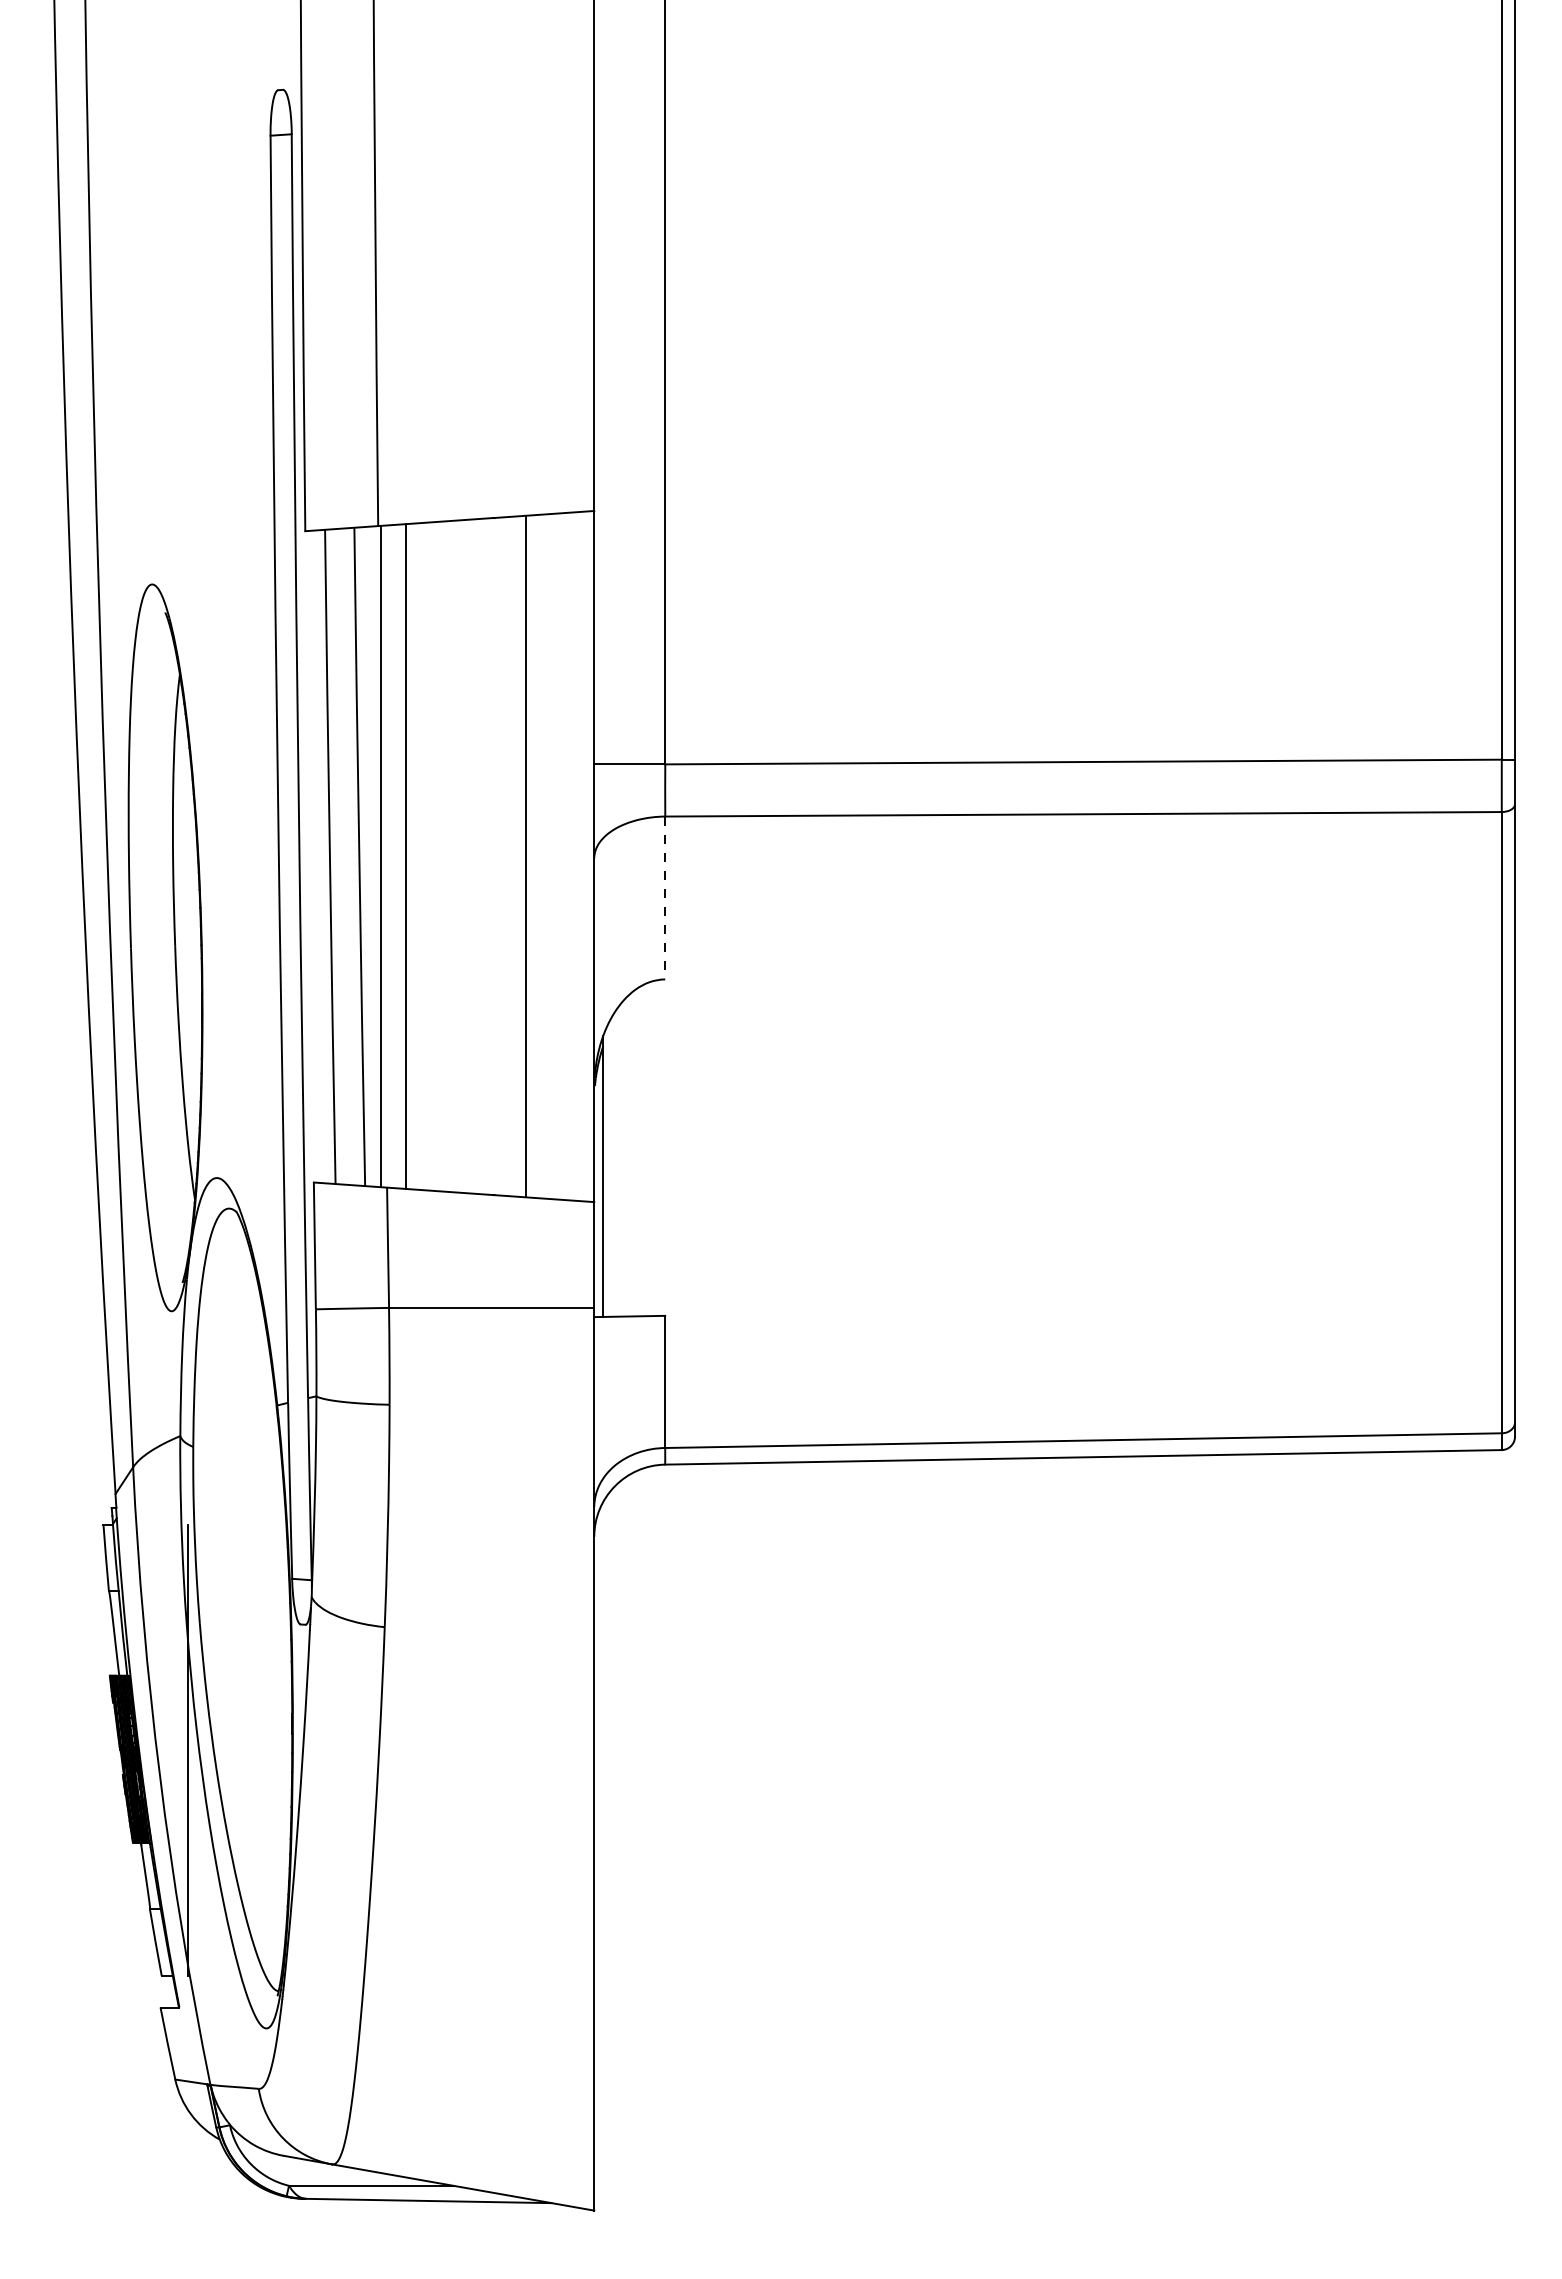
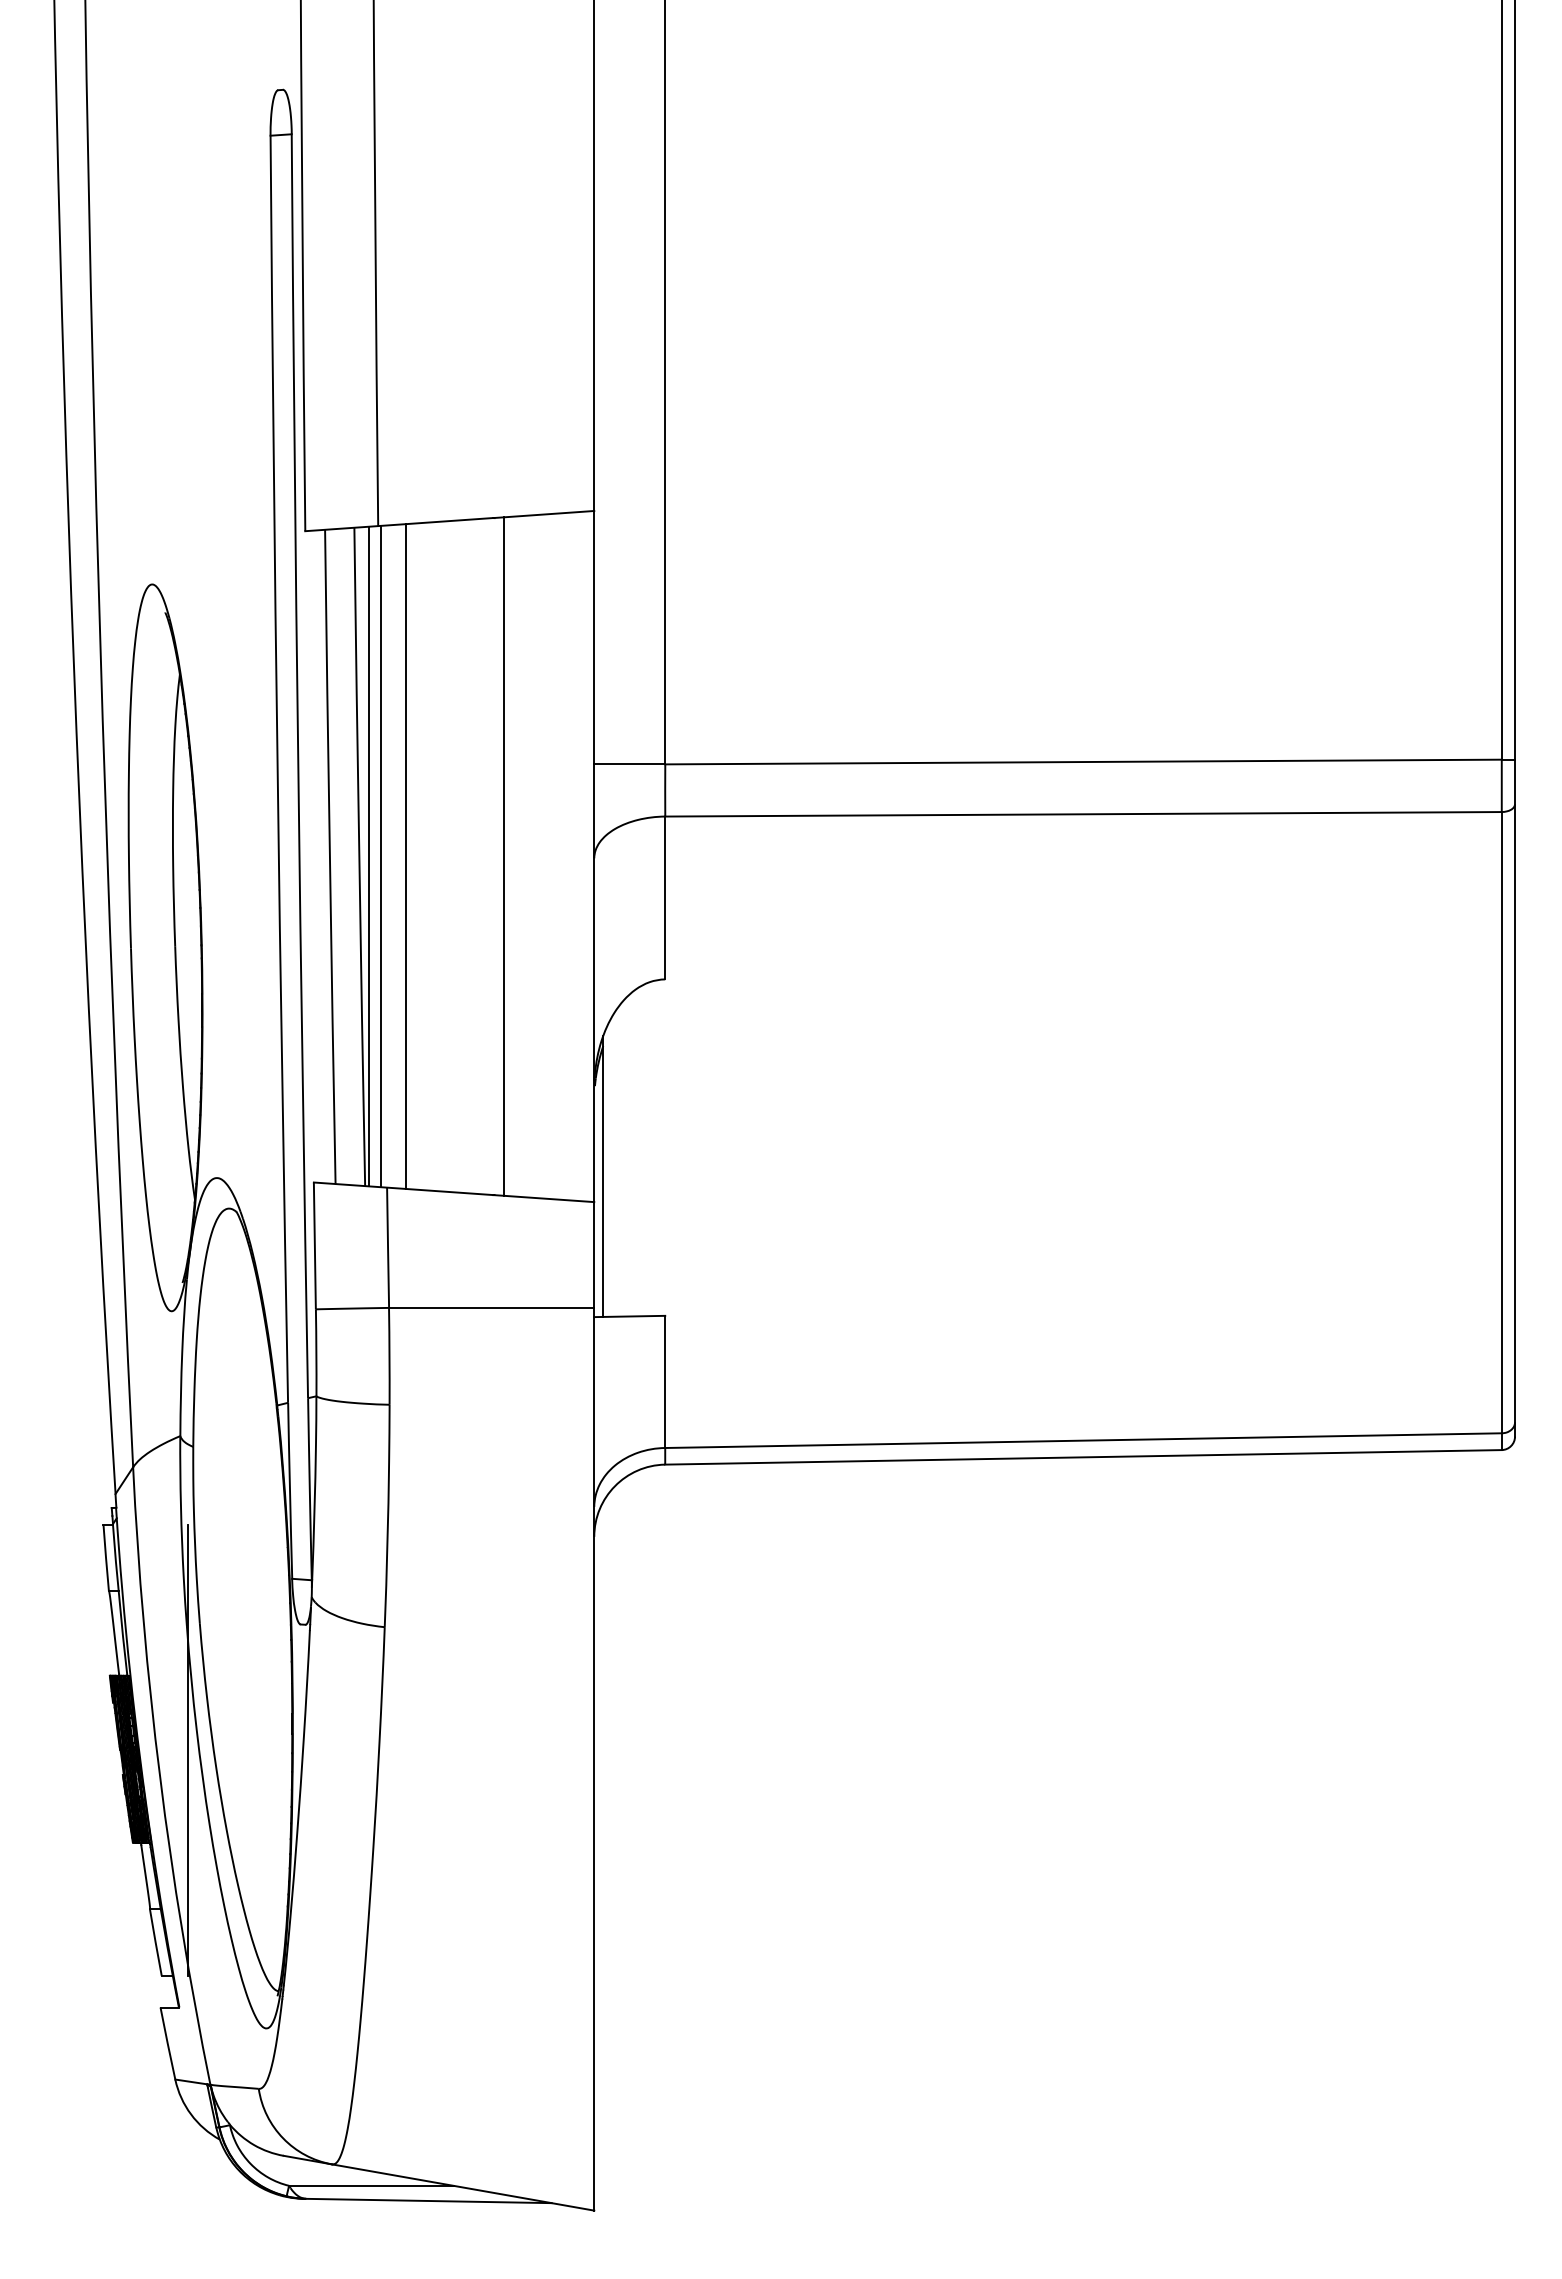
line: none -> present (368, 856)
line position: (526, 856) -> (504, 856) (504, 856)
line: dashed -> solid (665, 898)
